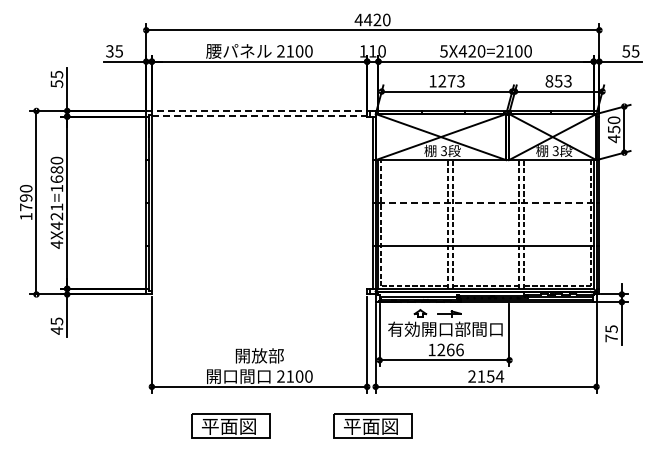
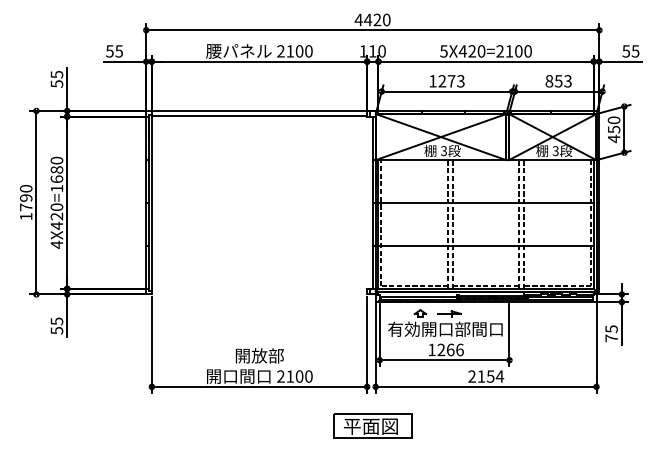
text: 35 -> 55 (109, 50)
line: dashed -> solid (259, 110)
line: dashed -> solid (259, 116)
line: dashed -> solid (486, 202)
text: 4X421=1680 -> 4X420=1680 (56, 206)
text: 45 -> 55 (56, 330)
part: present -> none (230, 425)
